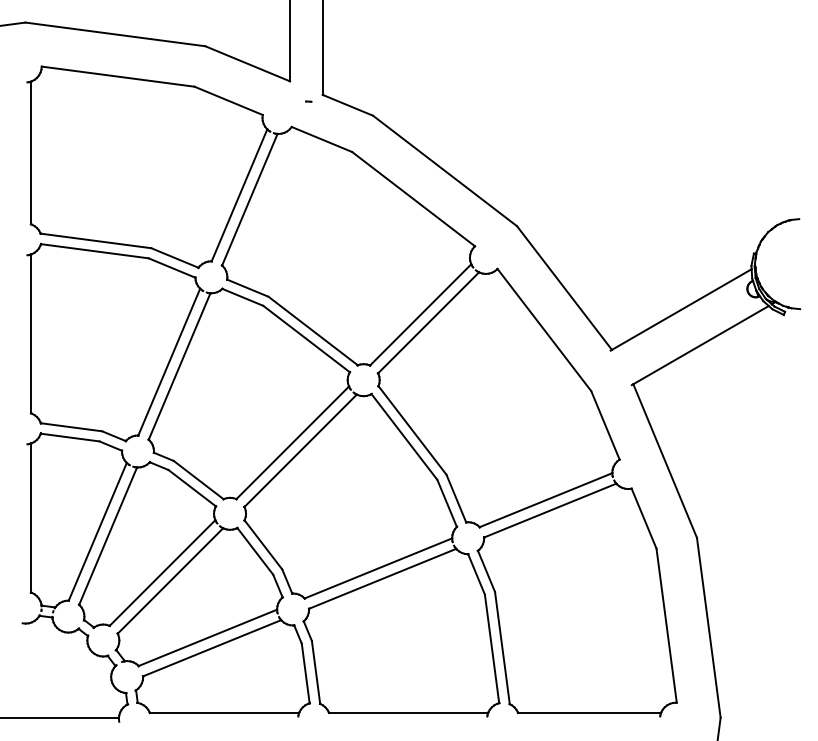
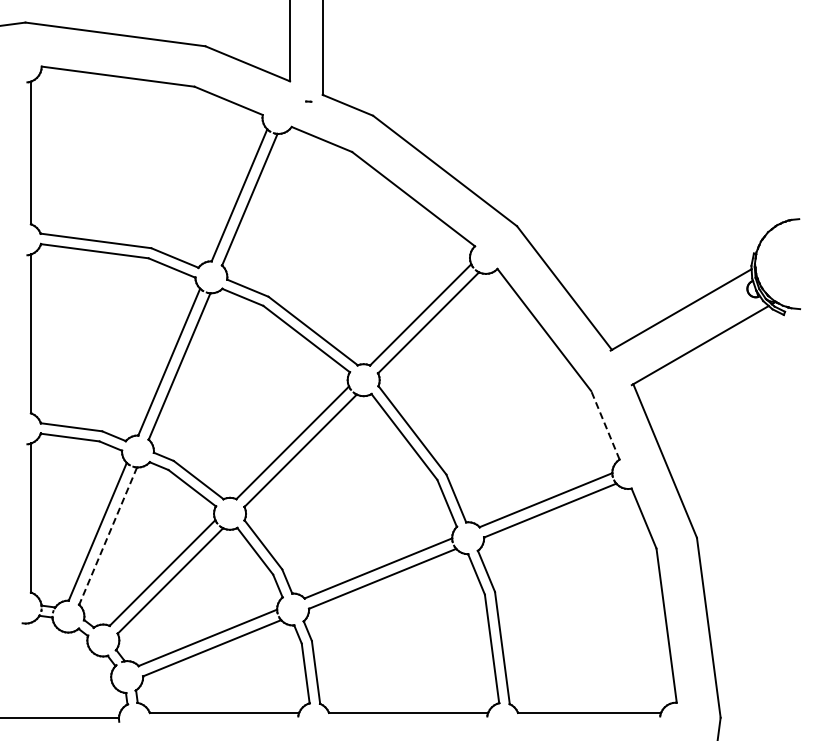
line: solid -> dashed (605, 424)
line: solid -> dashed (108, 536)
